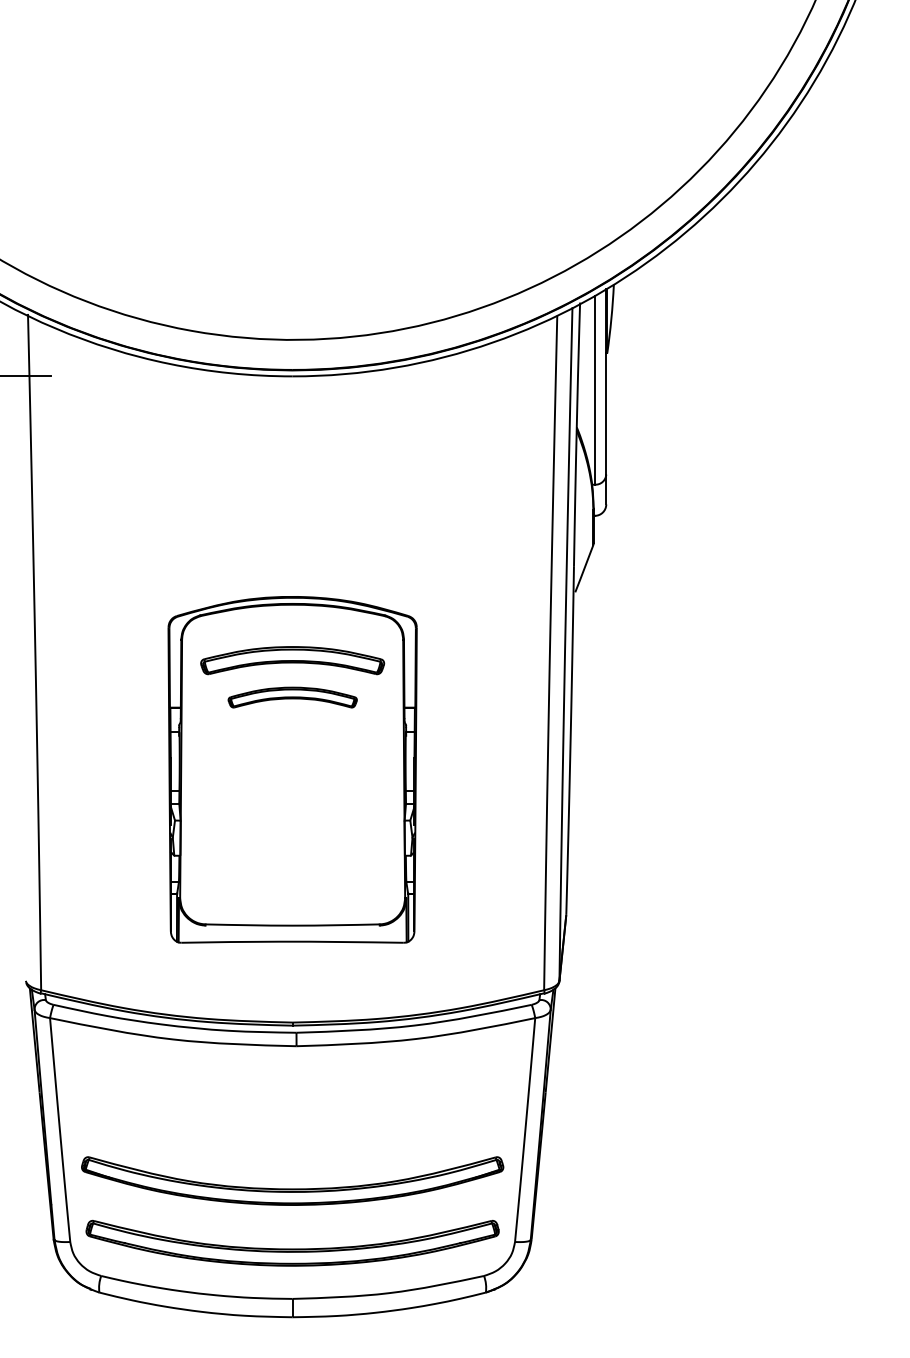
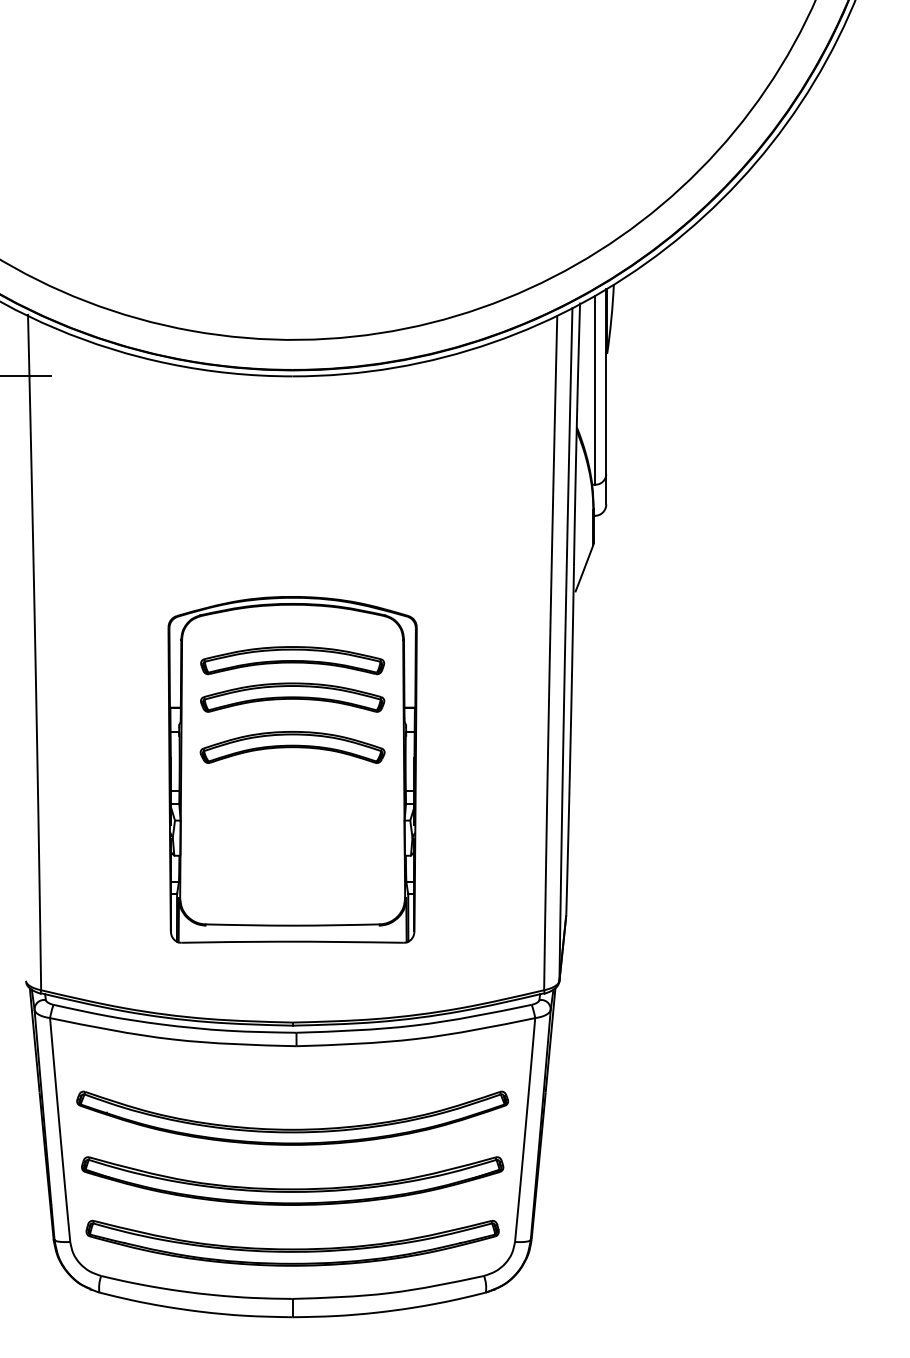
part size: 131x23 px -> 186x31 px (292, 697)
part: none -> present (292, 747)
part: none -> present (292, 1128)
